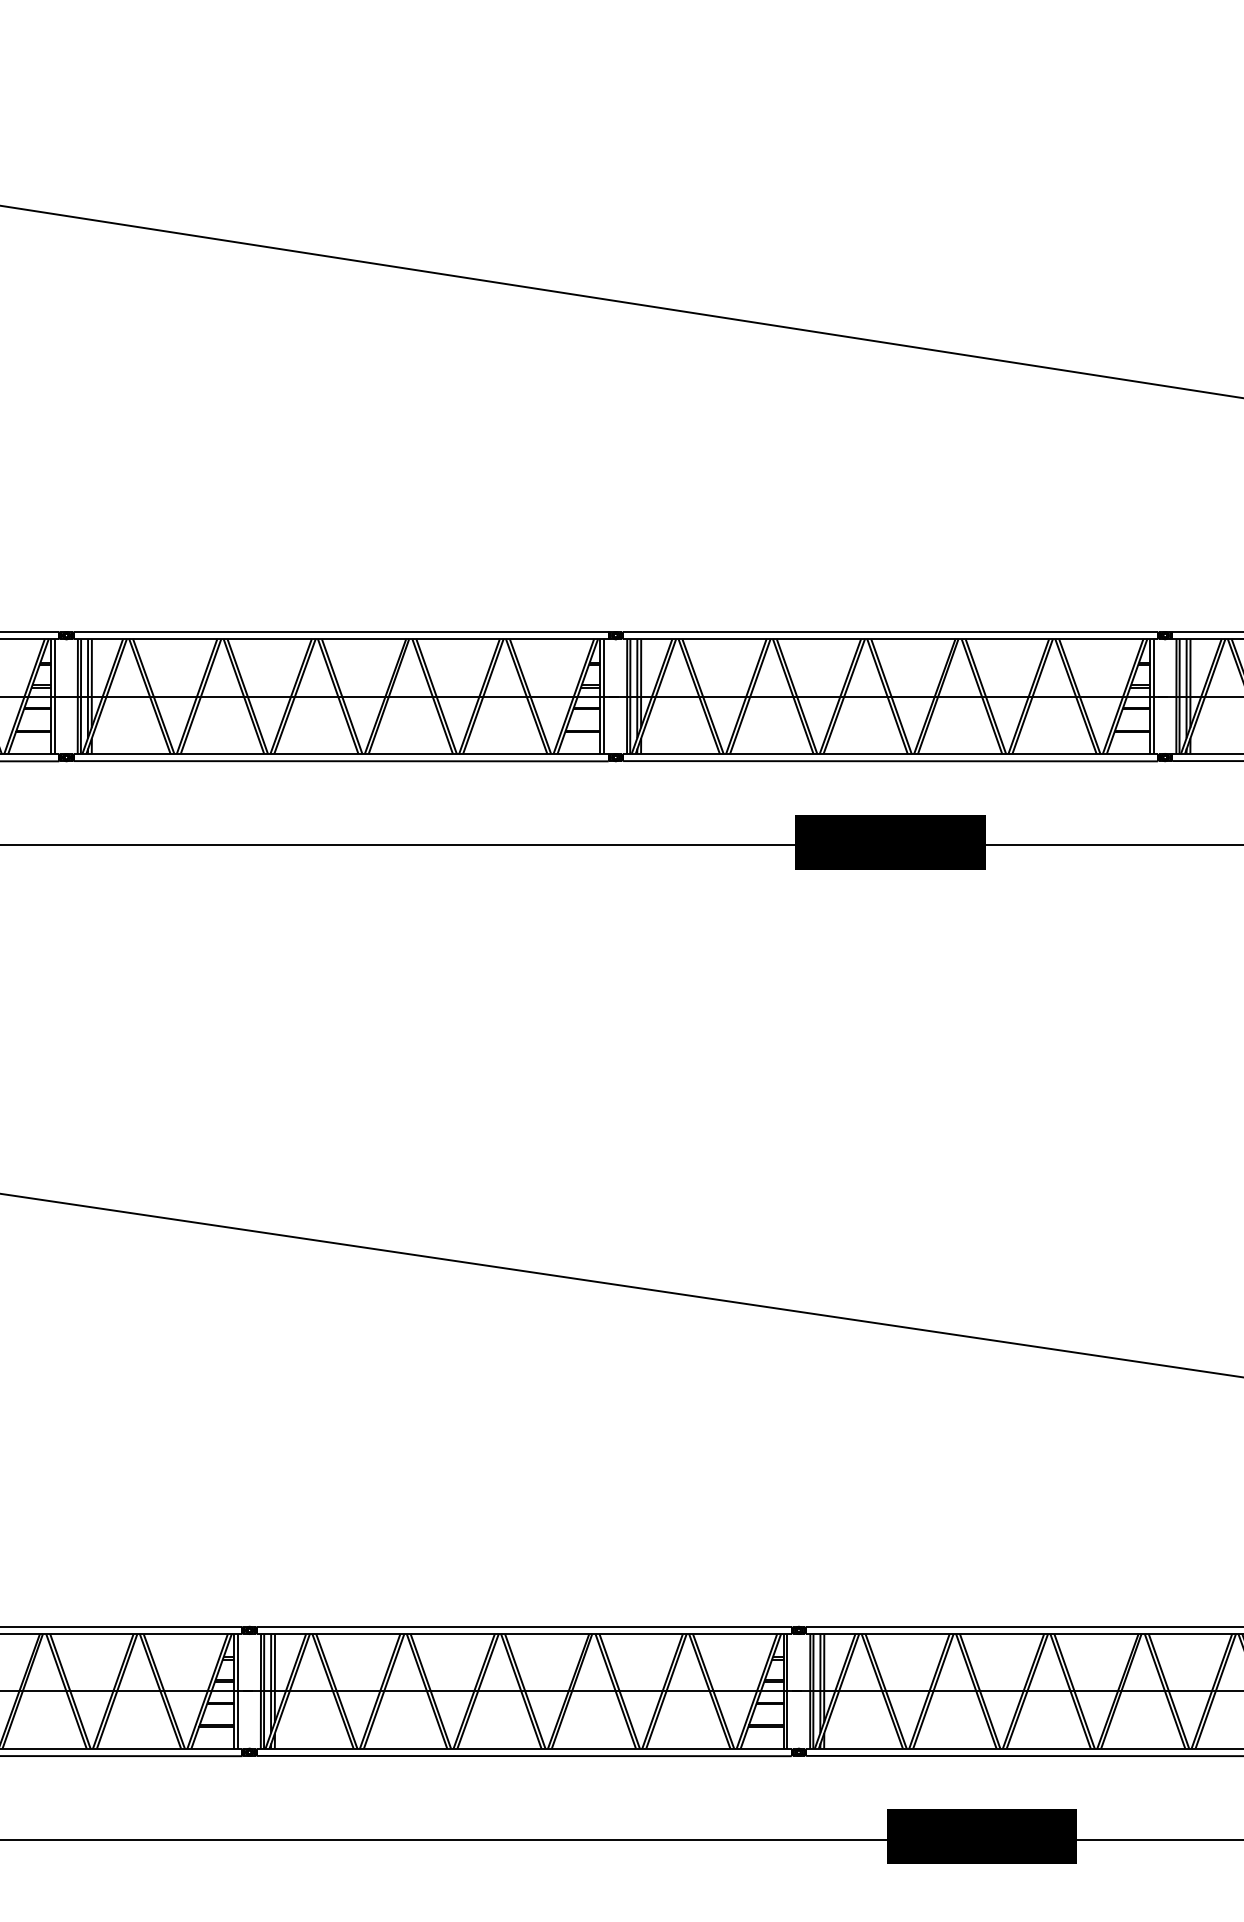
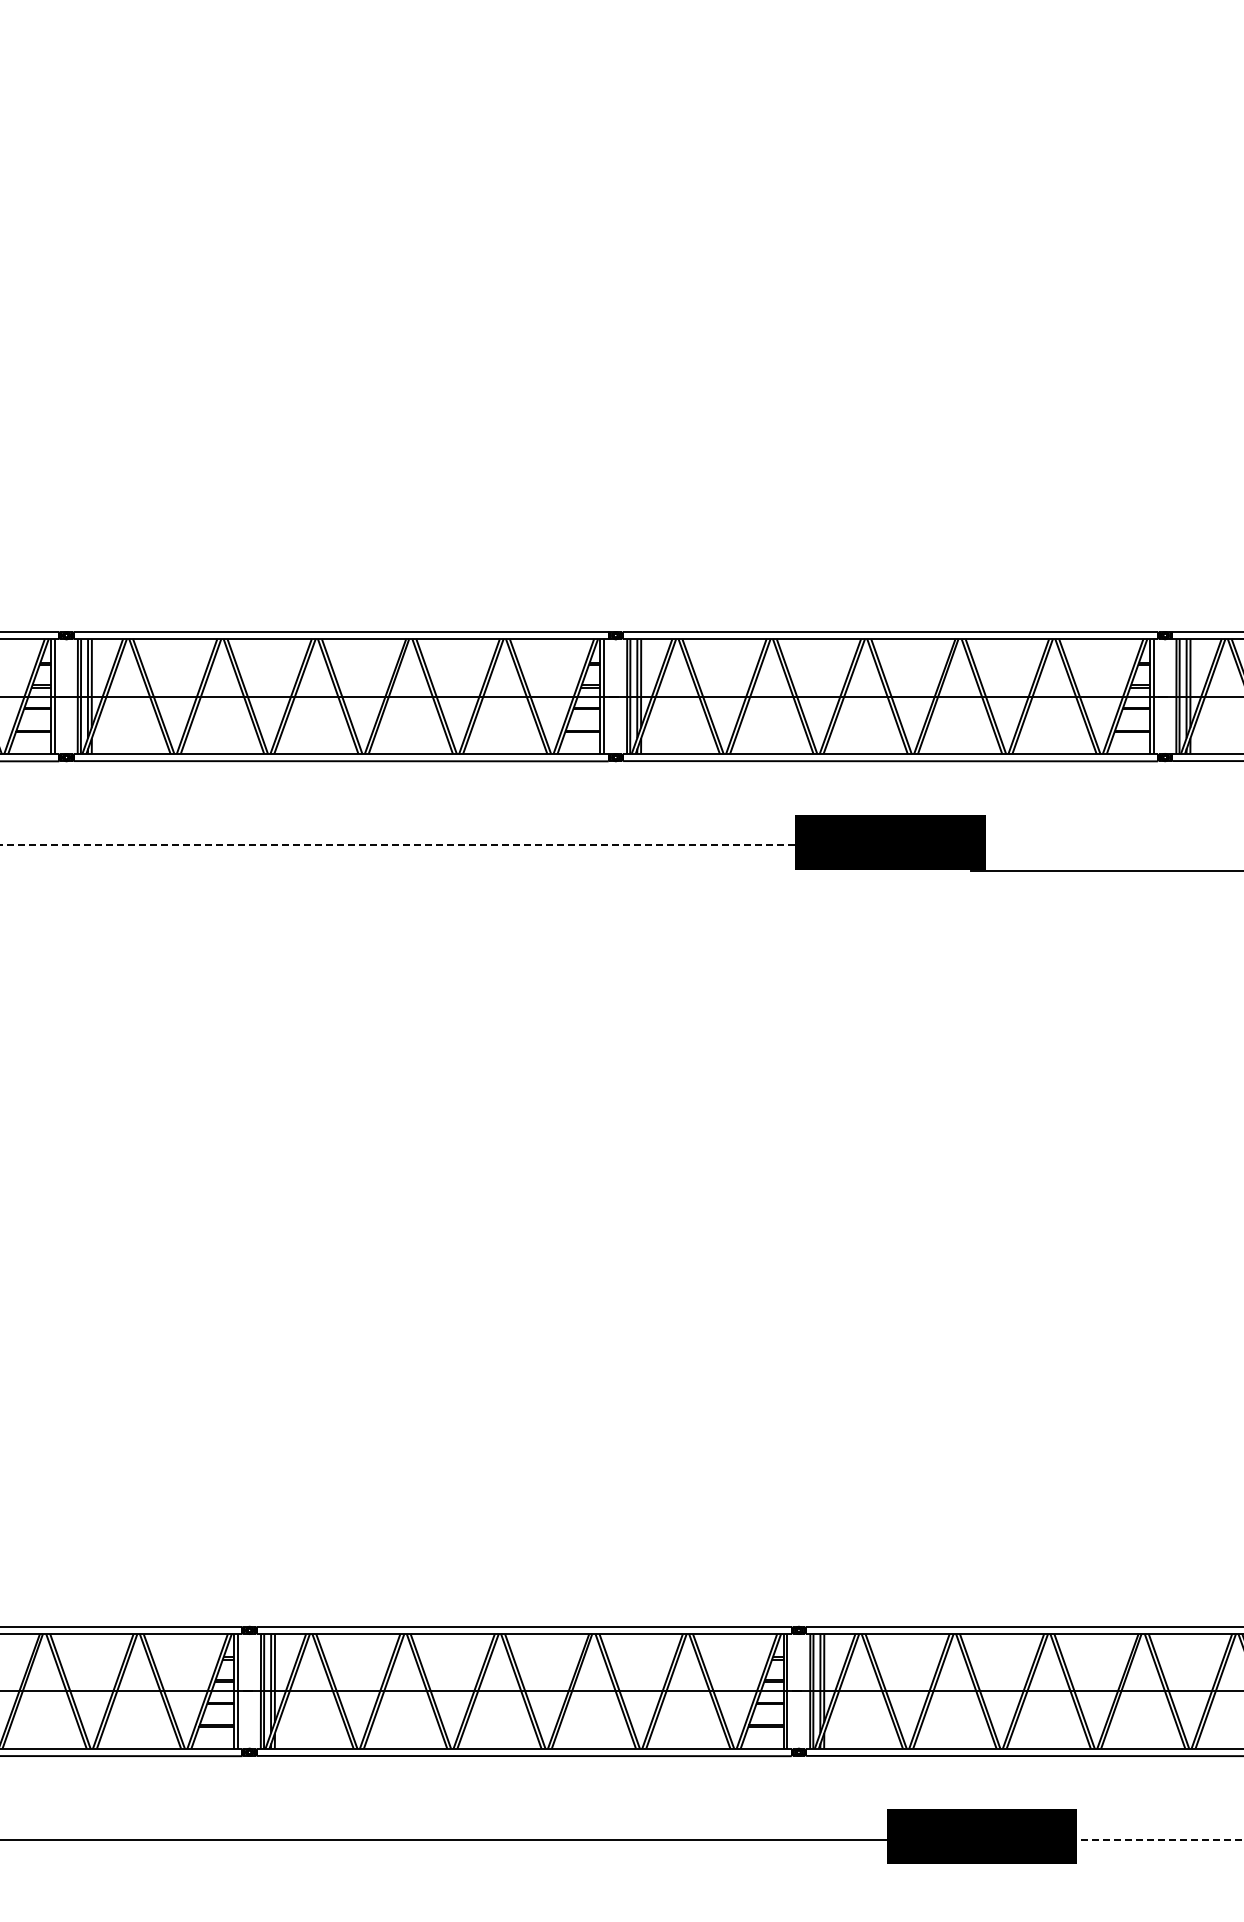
line: present -> none (621, 301)
line: solid -> dashed (405, 845)
line position: (1105, 845) -> (1105, 871) (1105, 871)
line: present -> none (621, 1285)
line: solid -> dashed (1152, 1840)
